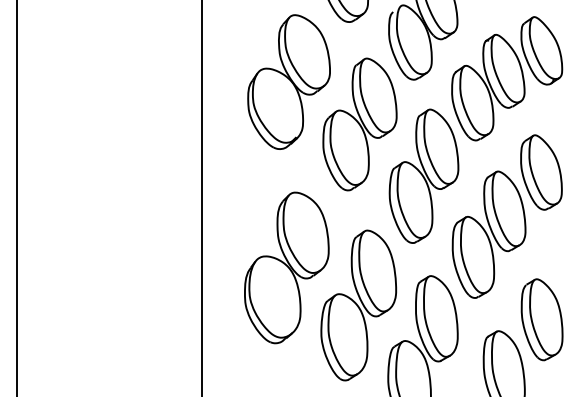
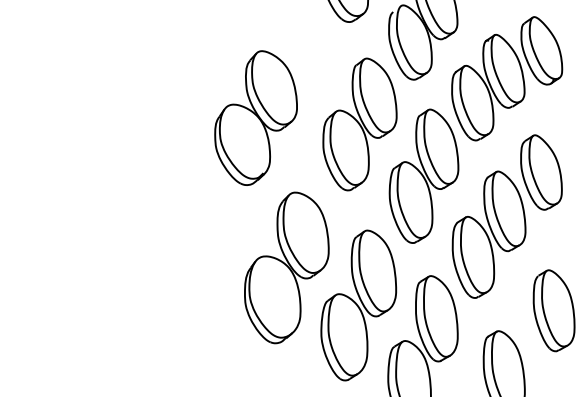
part position: (288, 81) -> (255, 117) (255, 117)
line: present -> none (17, 197)
line: present -> none (201, 197)
part position: (541, 319) -> (553, 310) (553, 310)
